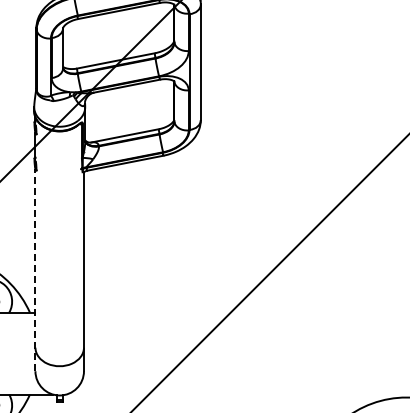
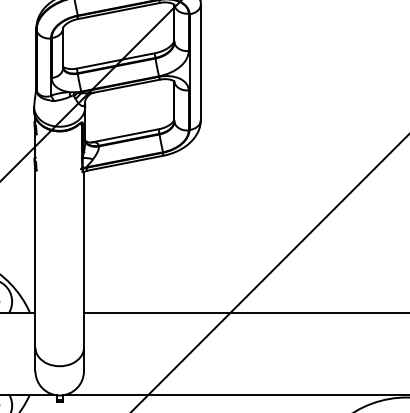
line: dashed -> solid (35, 270)
line: none -> present (244, 312)
line: none -> present (236, 394)
